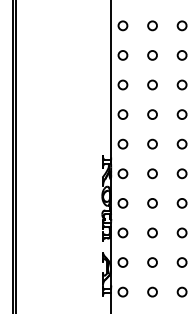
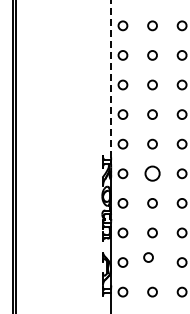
line: solid -> dashed (111, 79)
circle size: 11x12 px -> 17x17 px (152, 173)
circle position: (152, 262) -> (148, 257) (148, 257)
